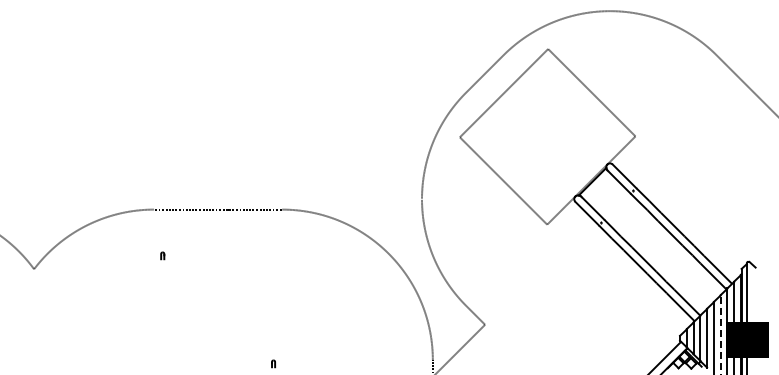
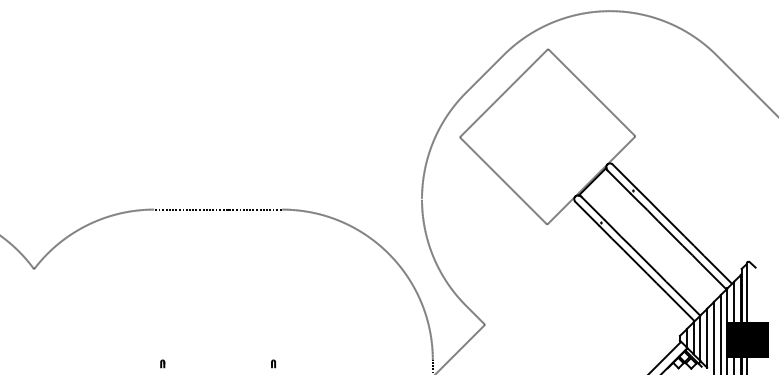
part position: (162, 255) -> (162, 363) (162, 363)
line: dashed -> solid (720, 334)
